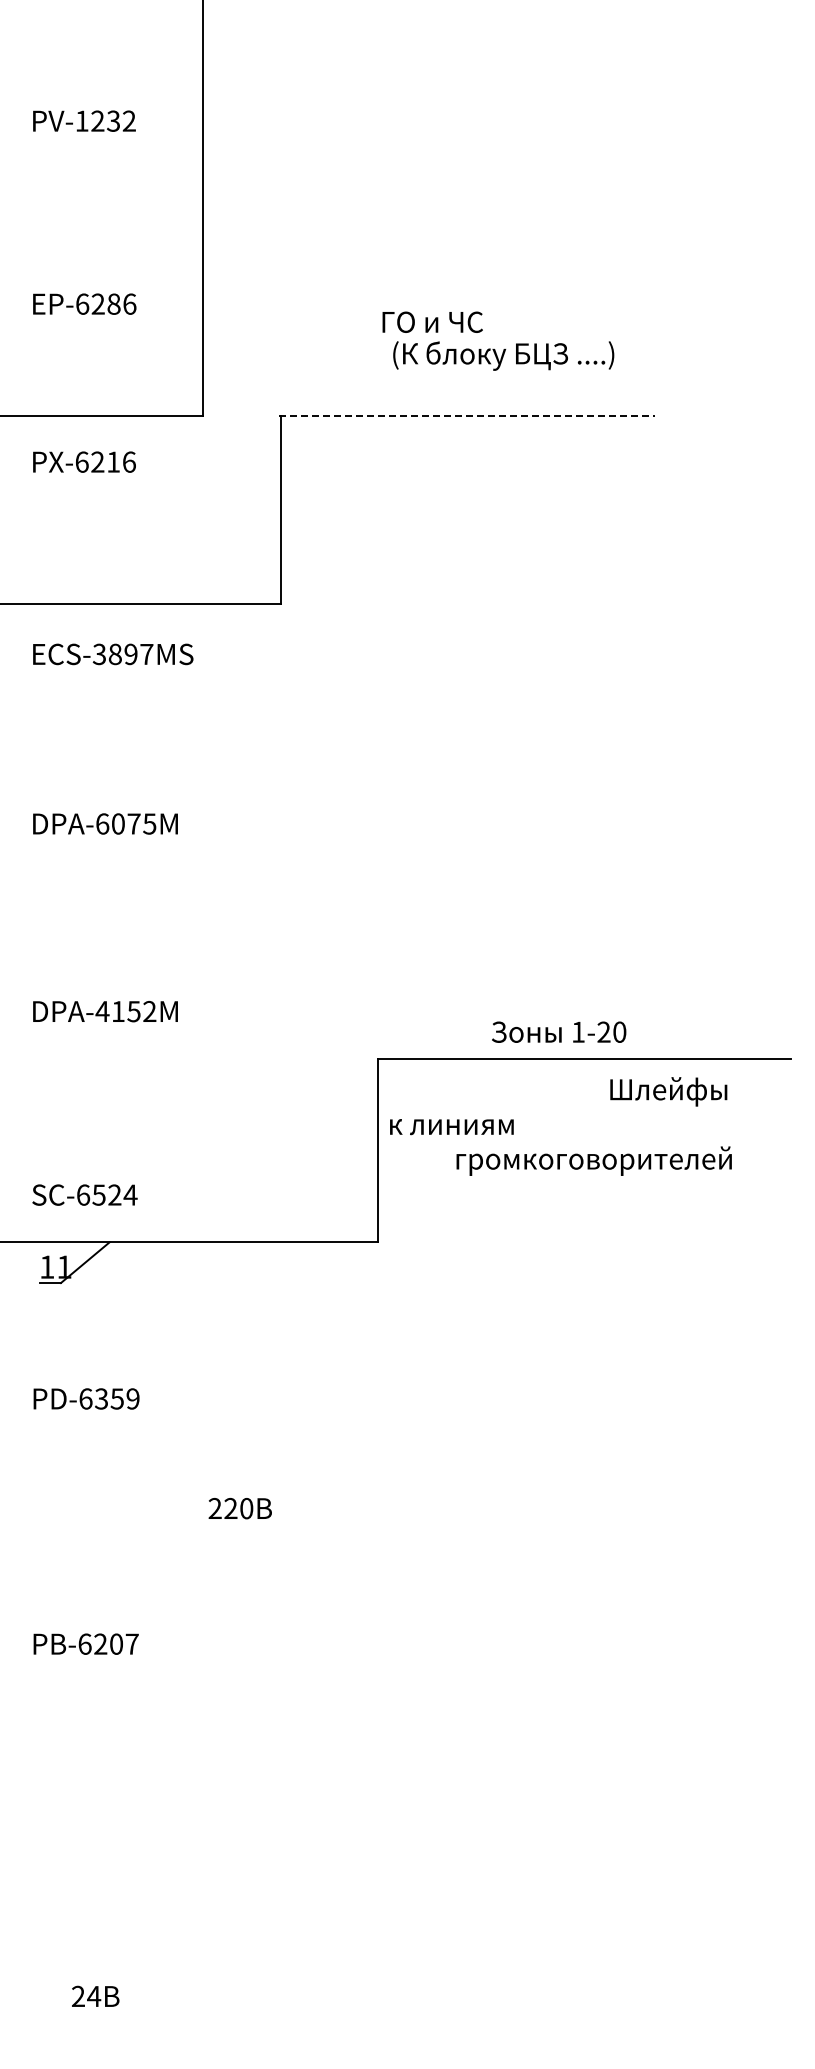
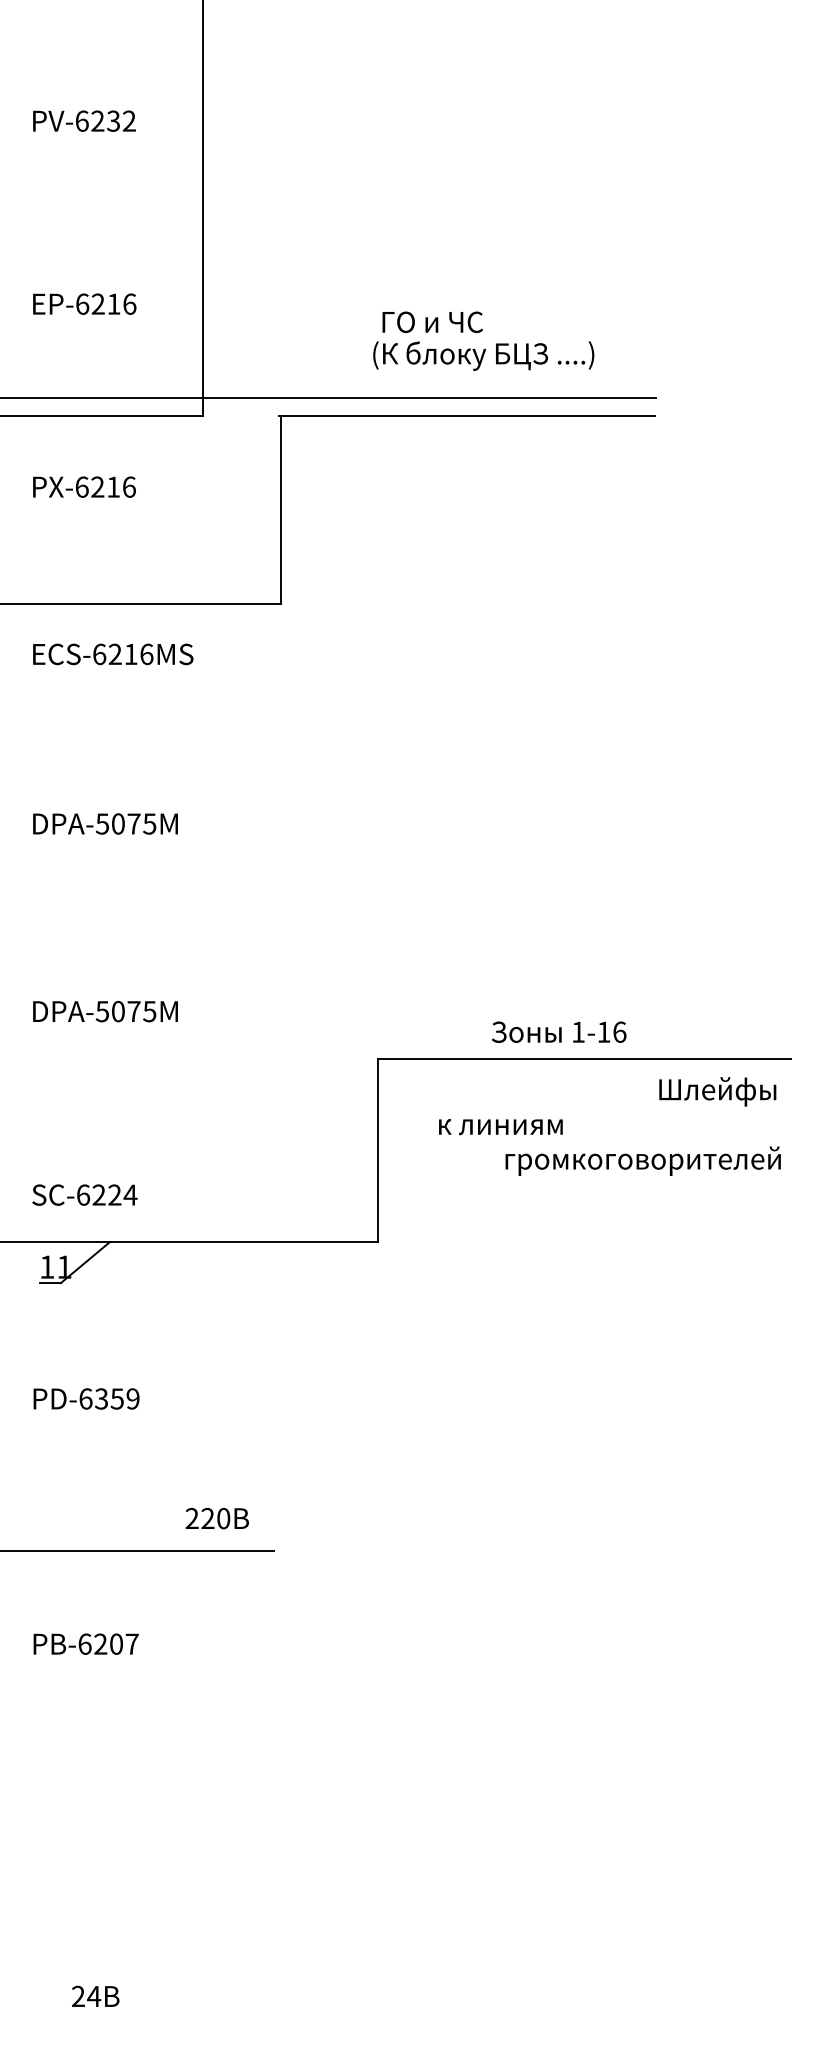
text: PV-1232 -> PV-6232 (82, 120)
text: EP-6286 -> EP-6216 (113, 303)
text position: (503, 355) -> (483, 355) (483, 355)
line: none -> present (329, 397)
line: dashed -> solid (467, 416)
text position: (84, 461) -> (84, 486) (84, 486)
text: ECS-3897MS -> ECS-6216MS (122, 654)
text: DPA-6075M -> DPA-5075M (102, 823)
text: DPA-4152M -> DPA-5075M (125, 1011)
text: 1-20 -> 1-16 (611, 1031)
text position: (560, 1126) -> (609, 1126) (609, 1126)
text: SC-6524 -> SC-6224 (98, 1194)
text position: (239, 1508) -> (216, 1518) (216, 1518)
line: none -> present (138, 1551)
